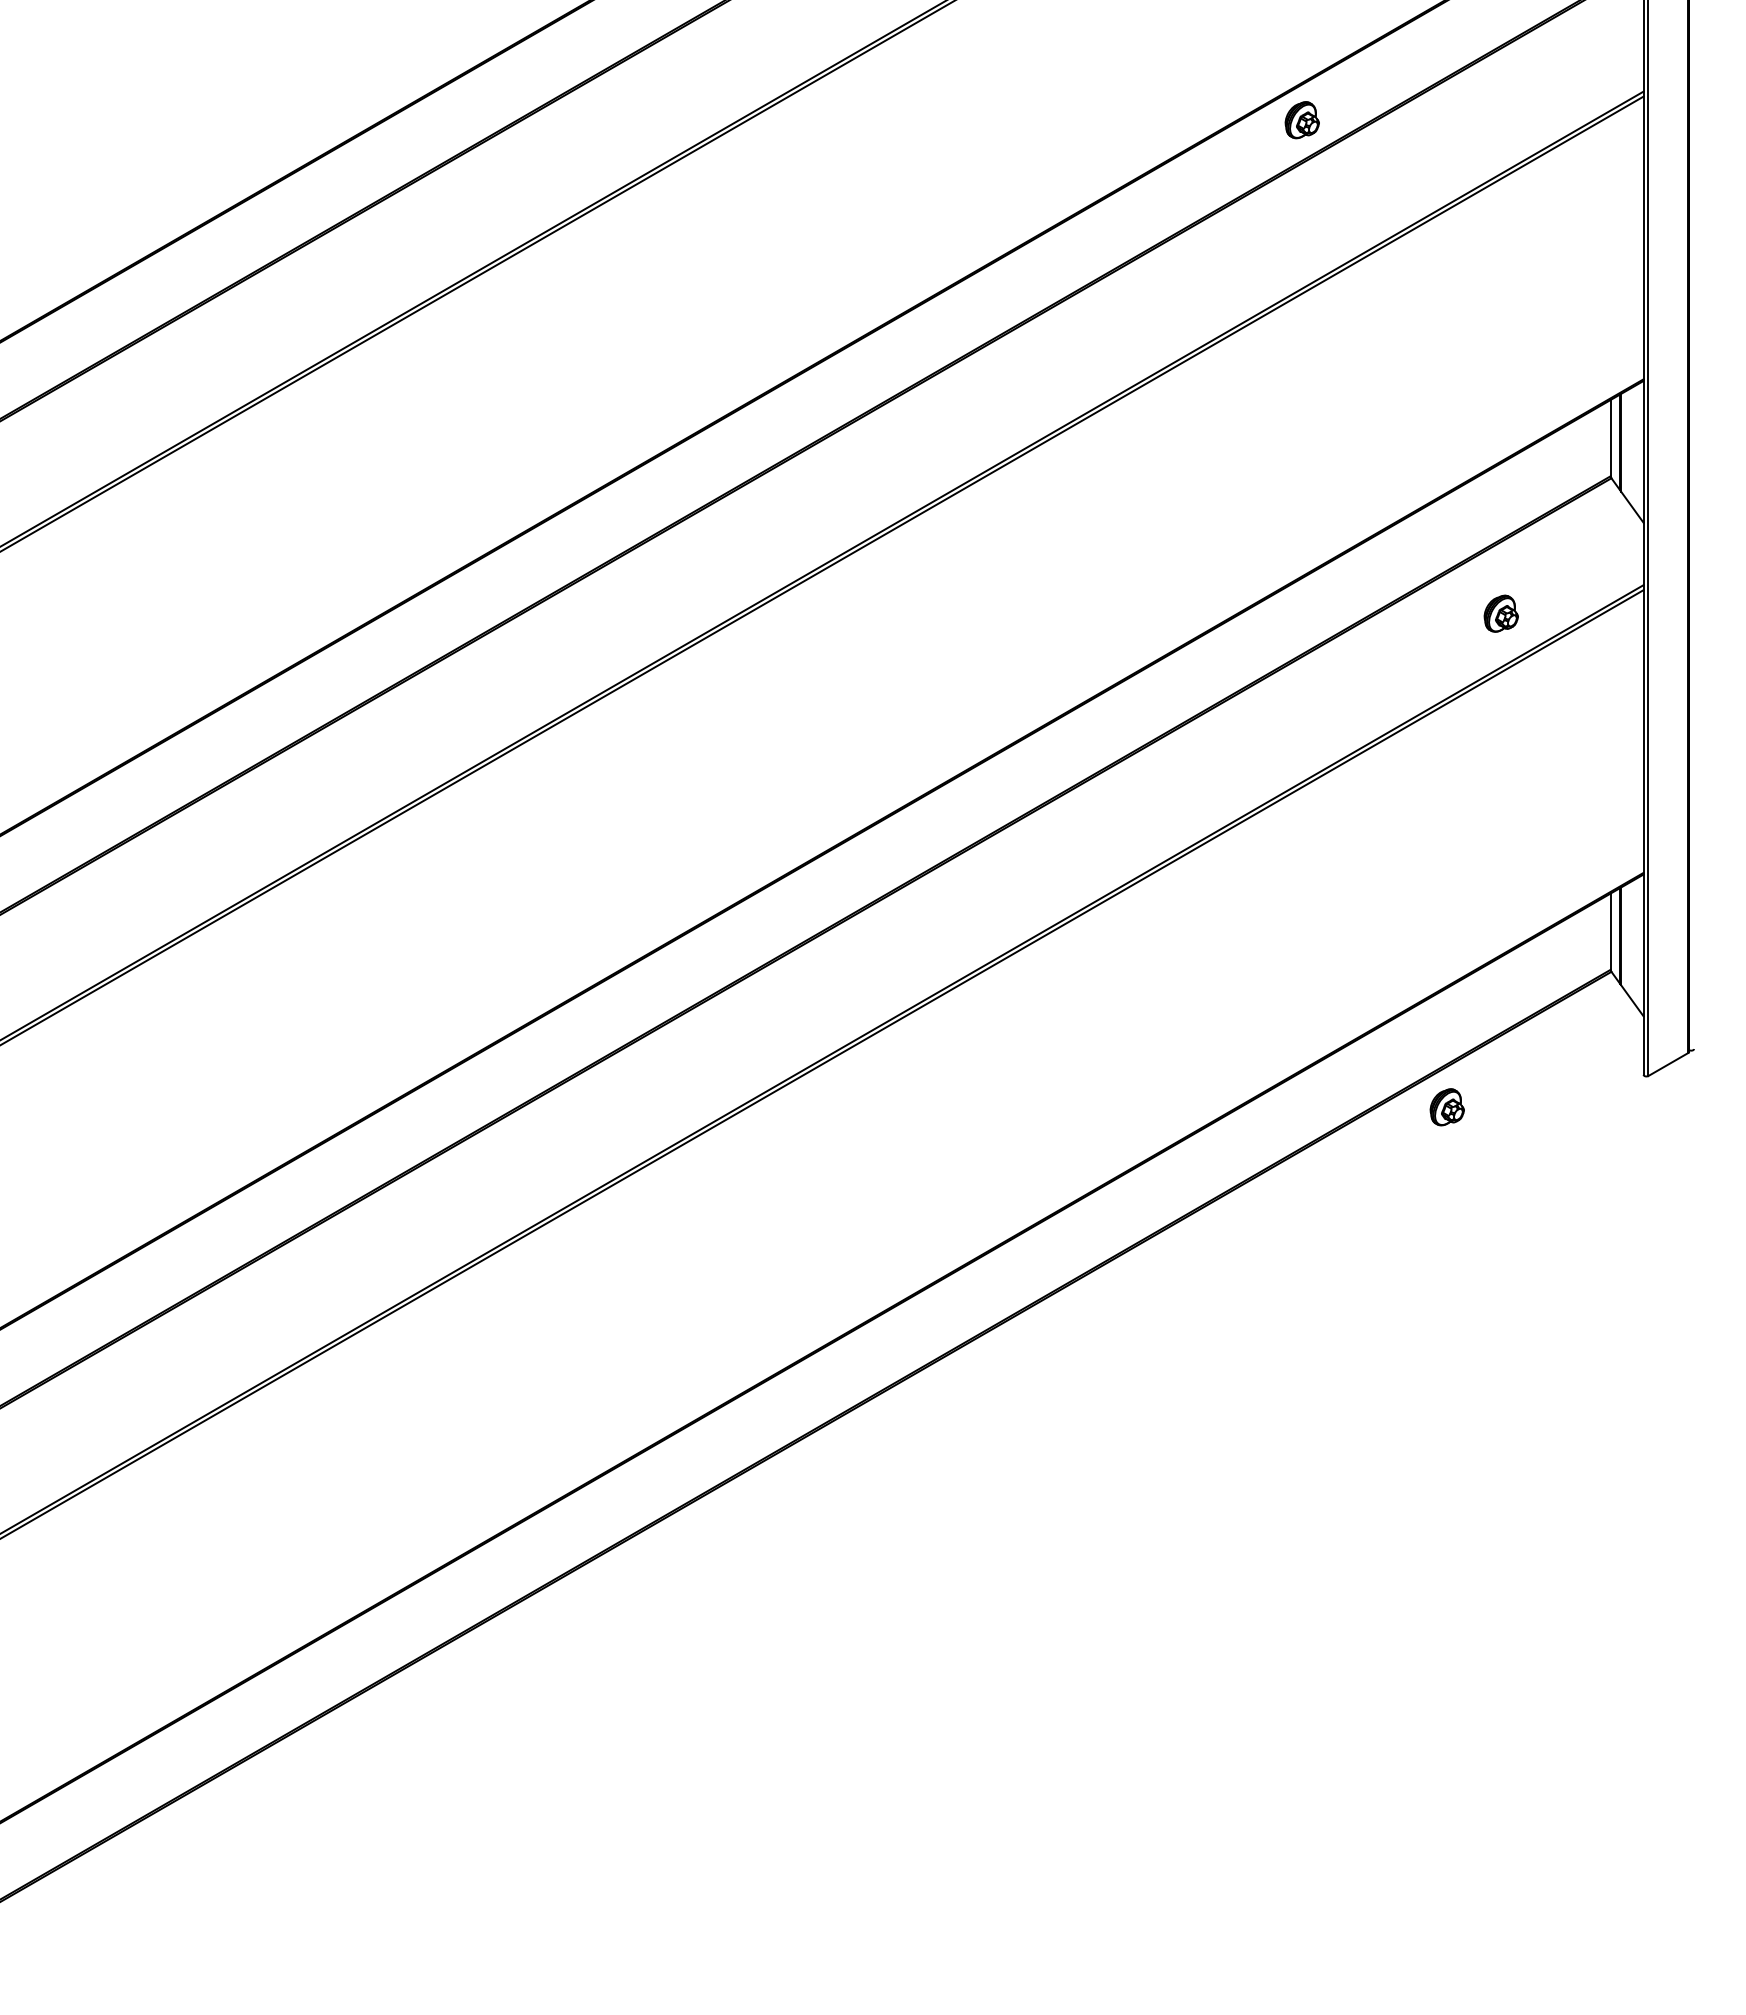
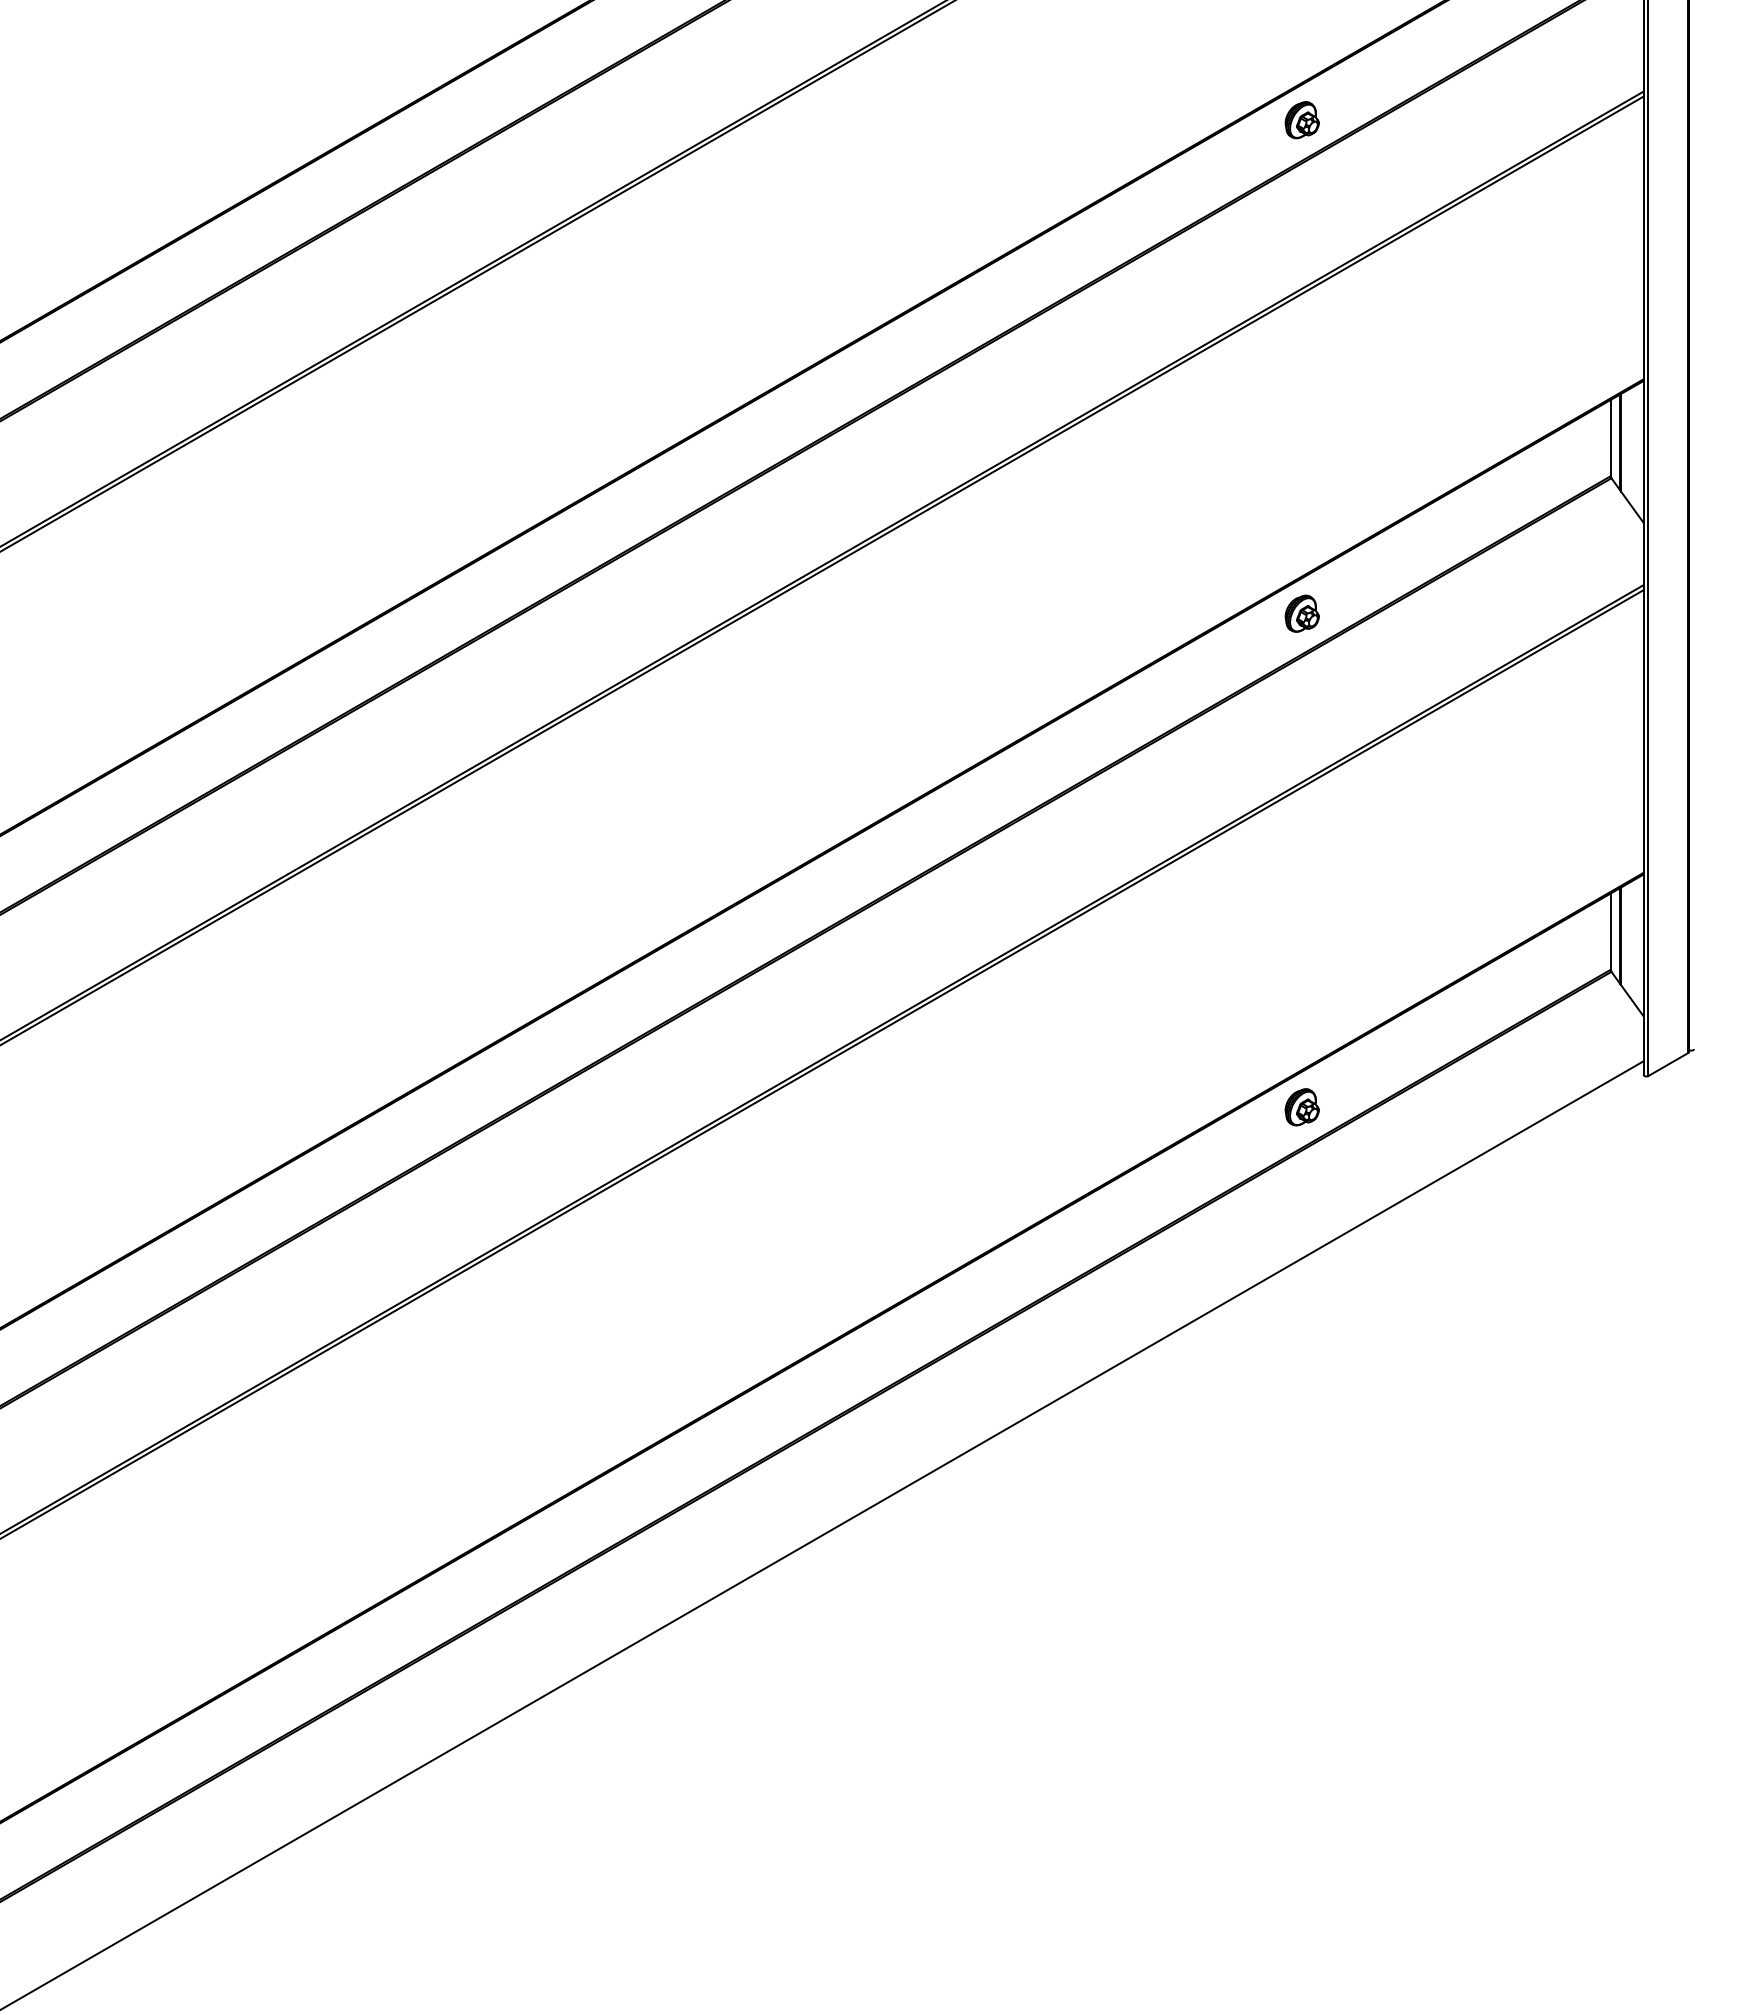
part position: (1500, 613) -> (1301, 613) (1301, 613)
part position: (1446, 1107) -> (1301, 1107) (1301, 1107)
line: none -> present (822, 1534)
